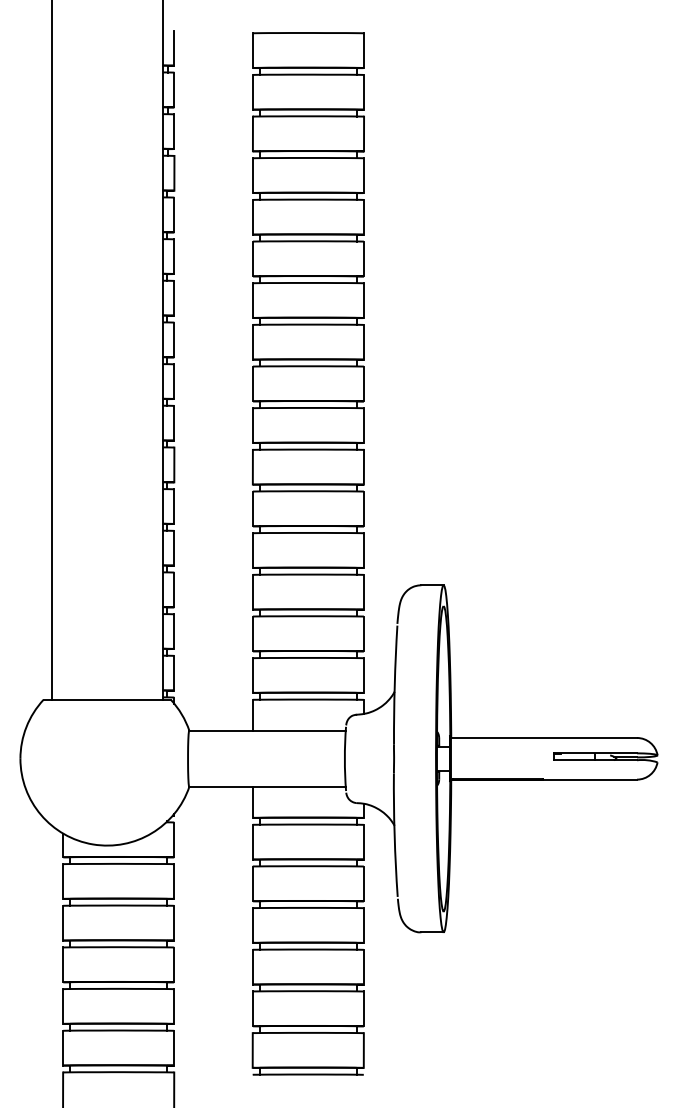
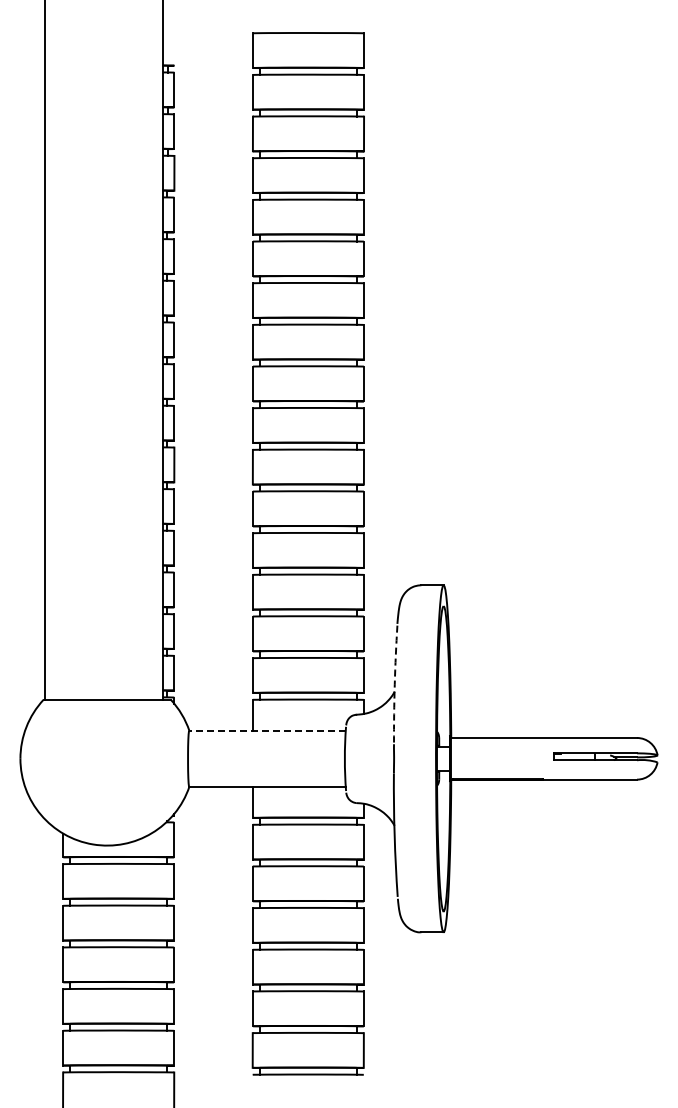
line: present -> none (174, 47)
line position: (51, 350) -> (44, 350) (44, 350)
arc: solid -> dashed (394, 684)
line: solid -> dashed (266, 731)
